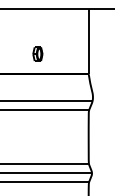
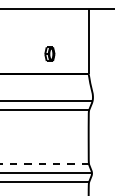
part position: (37, 53) -> (49, 53) (49, 53)
line: solid -> dashed (44, 164)
